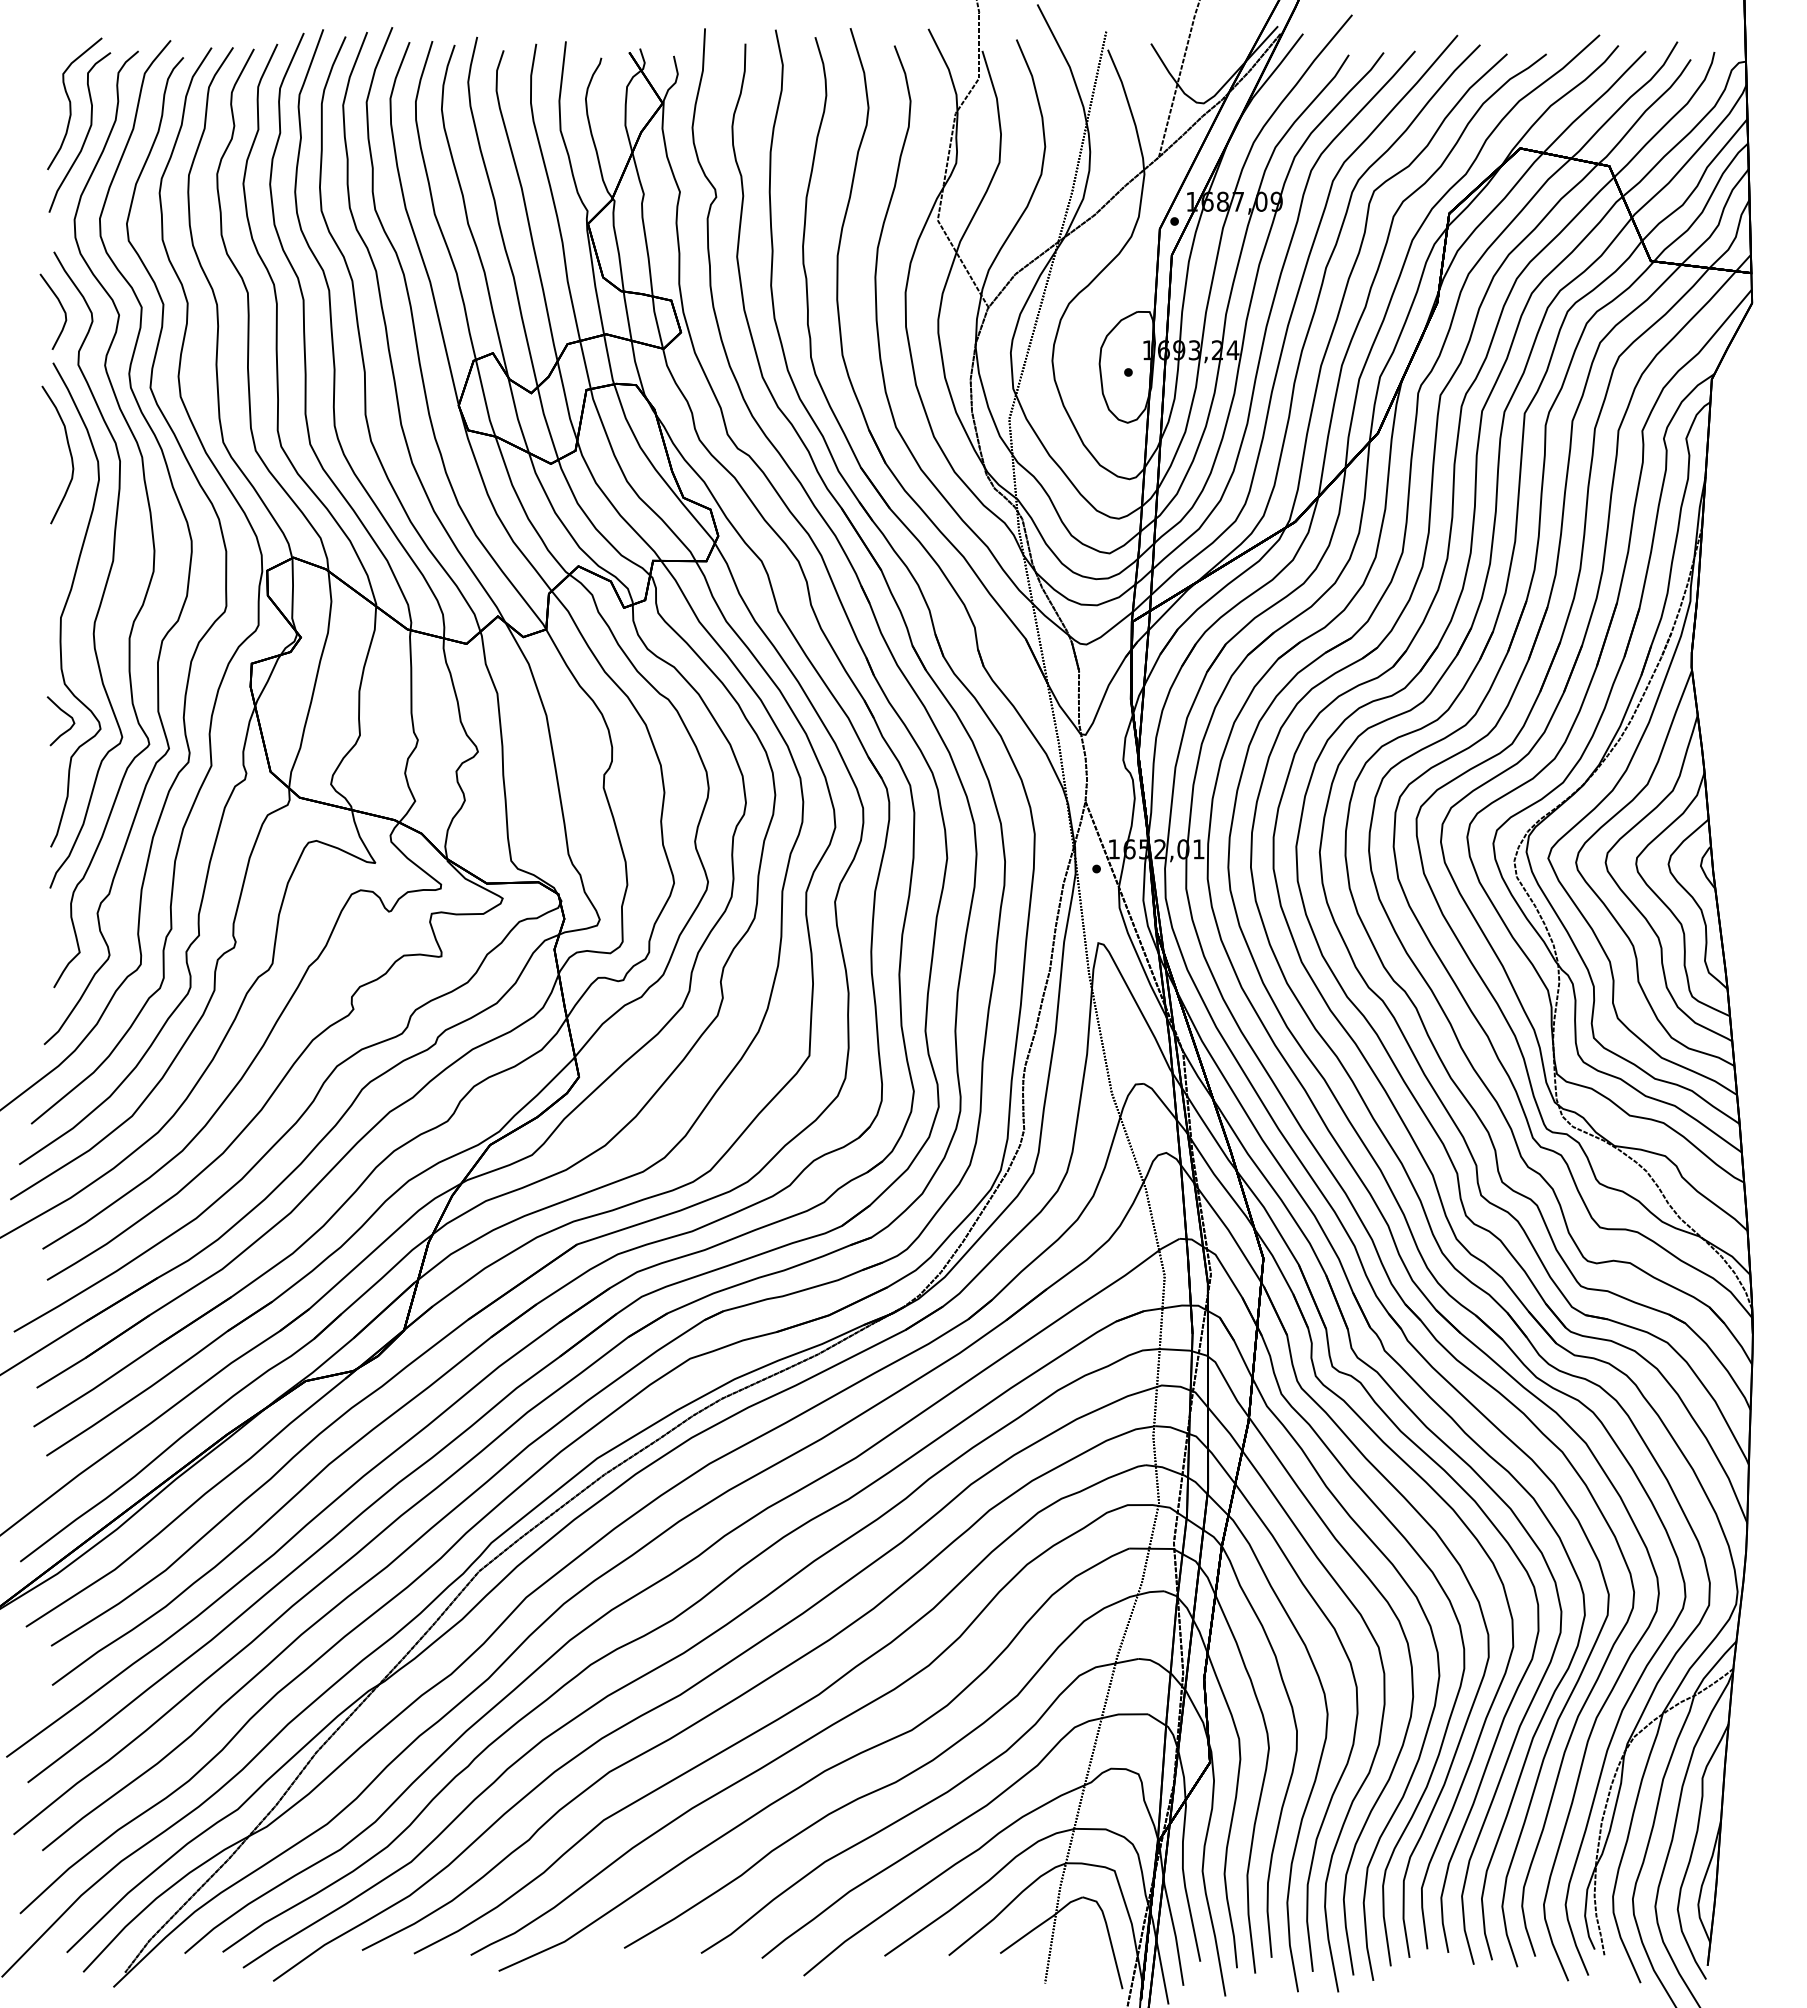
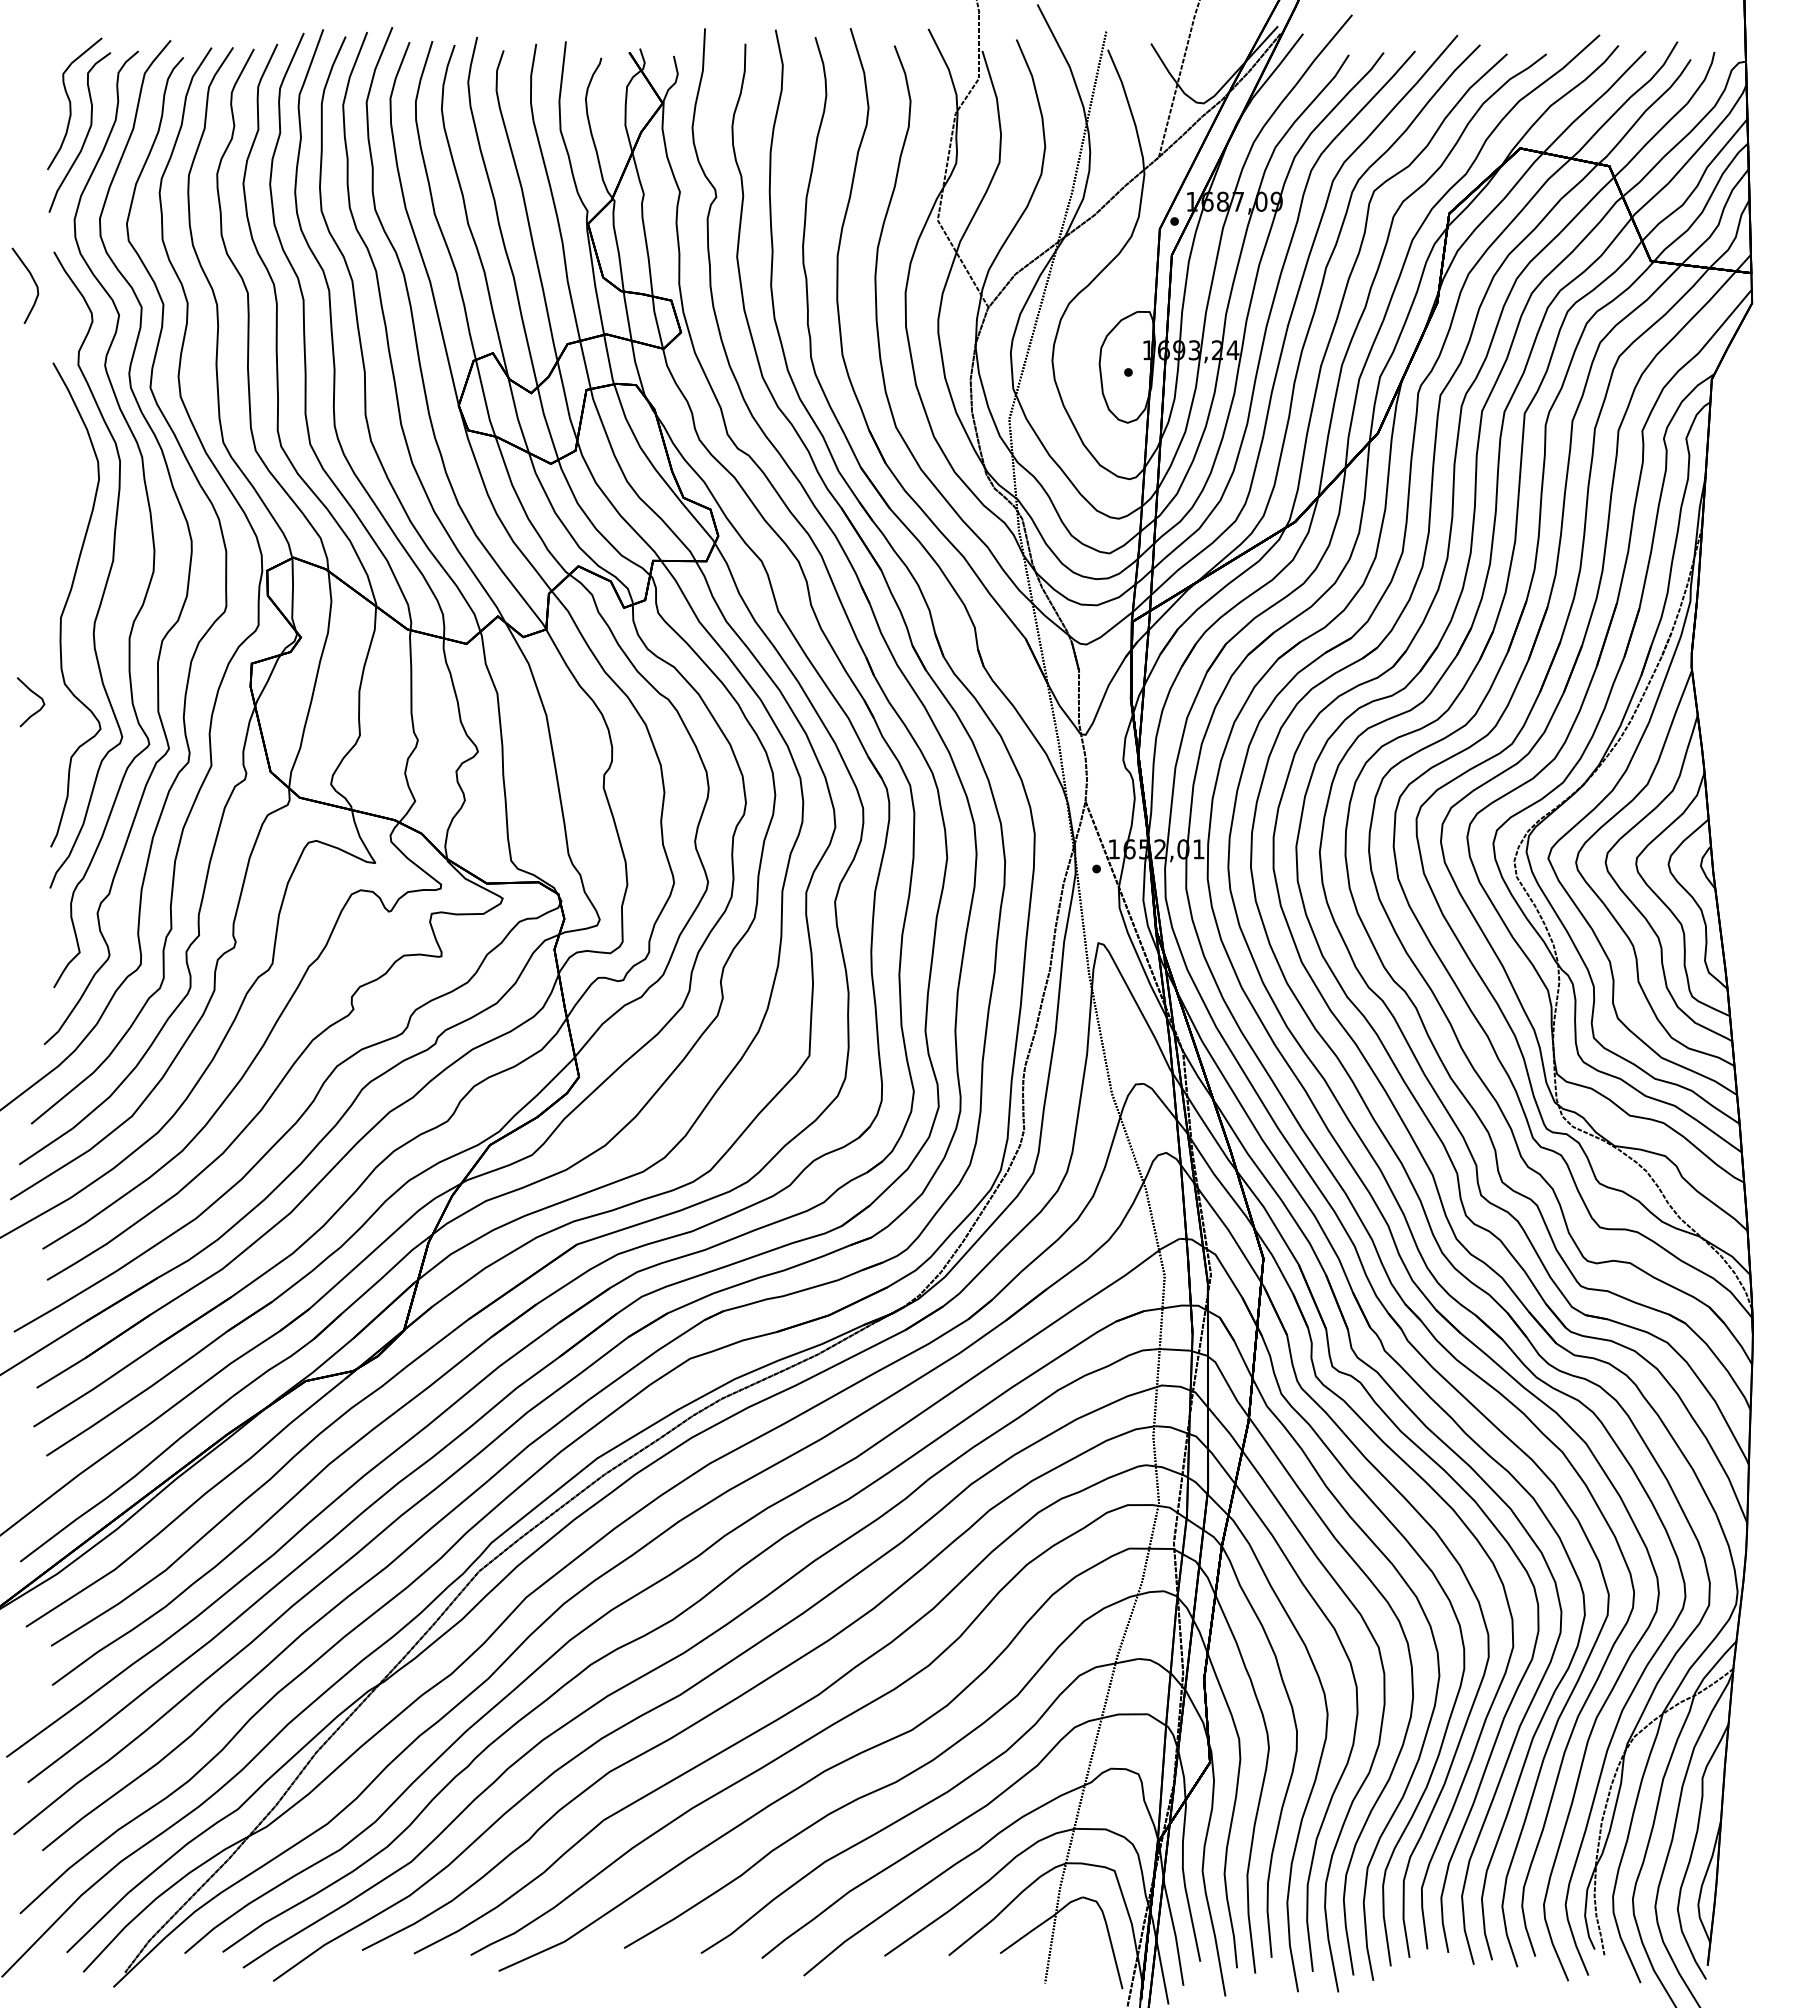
curve position: (61, 307) -> (33, 281) (33, 281)
curve: present -> none (69, 453)
curve position: (65, 714) -> (35, 695) (35, 695)
